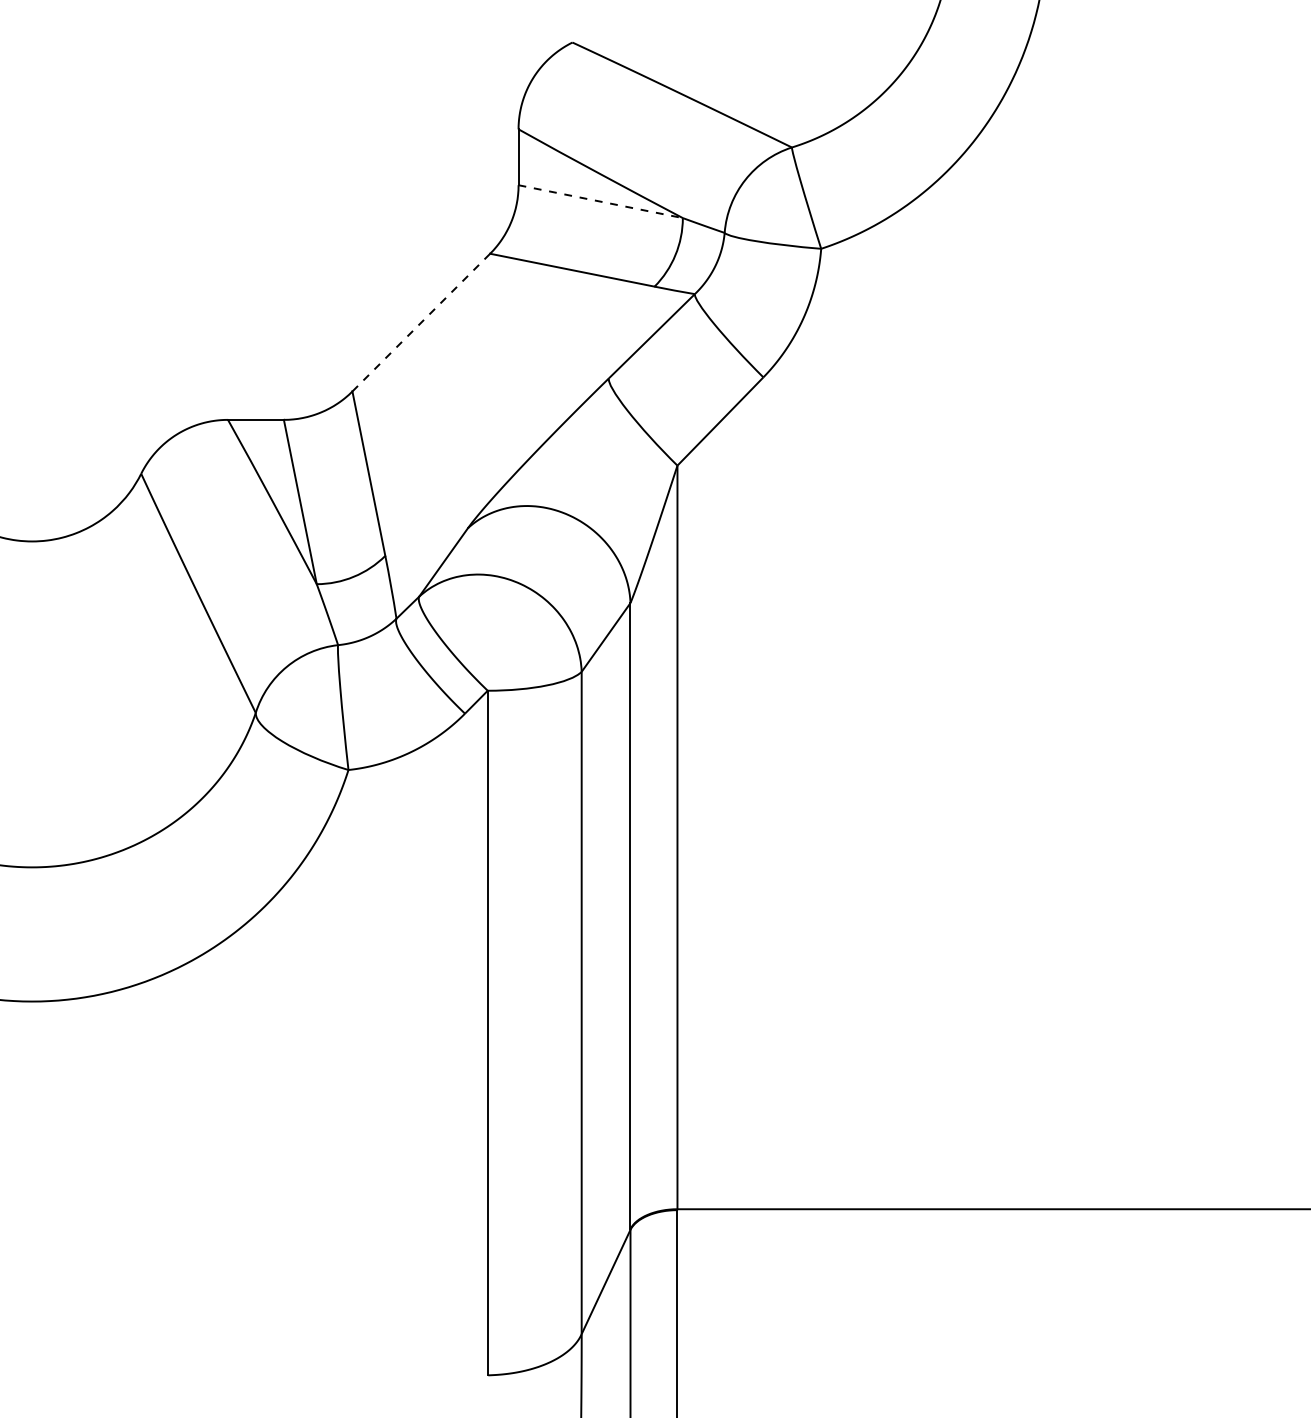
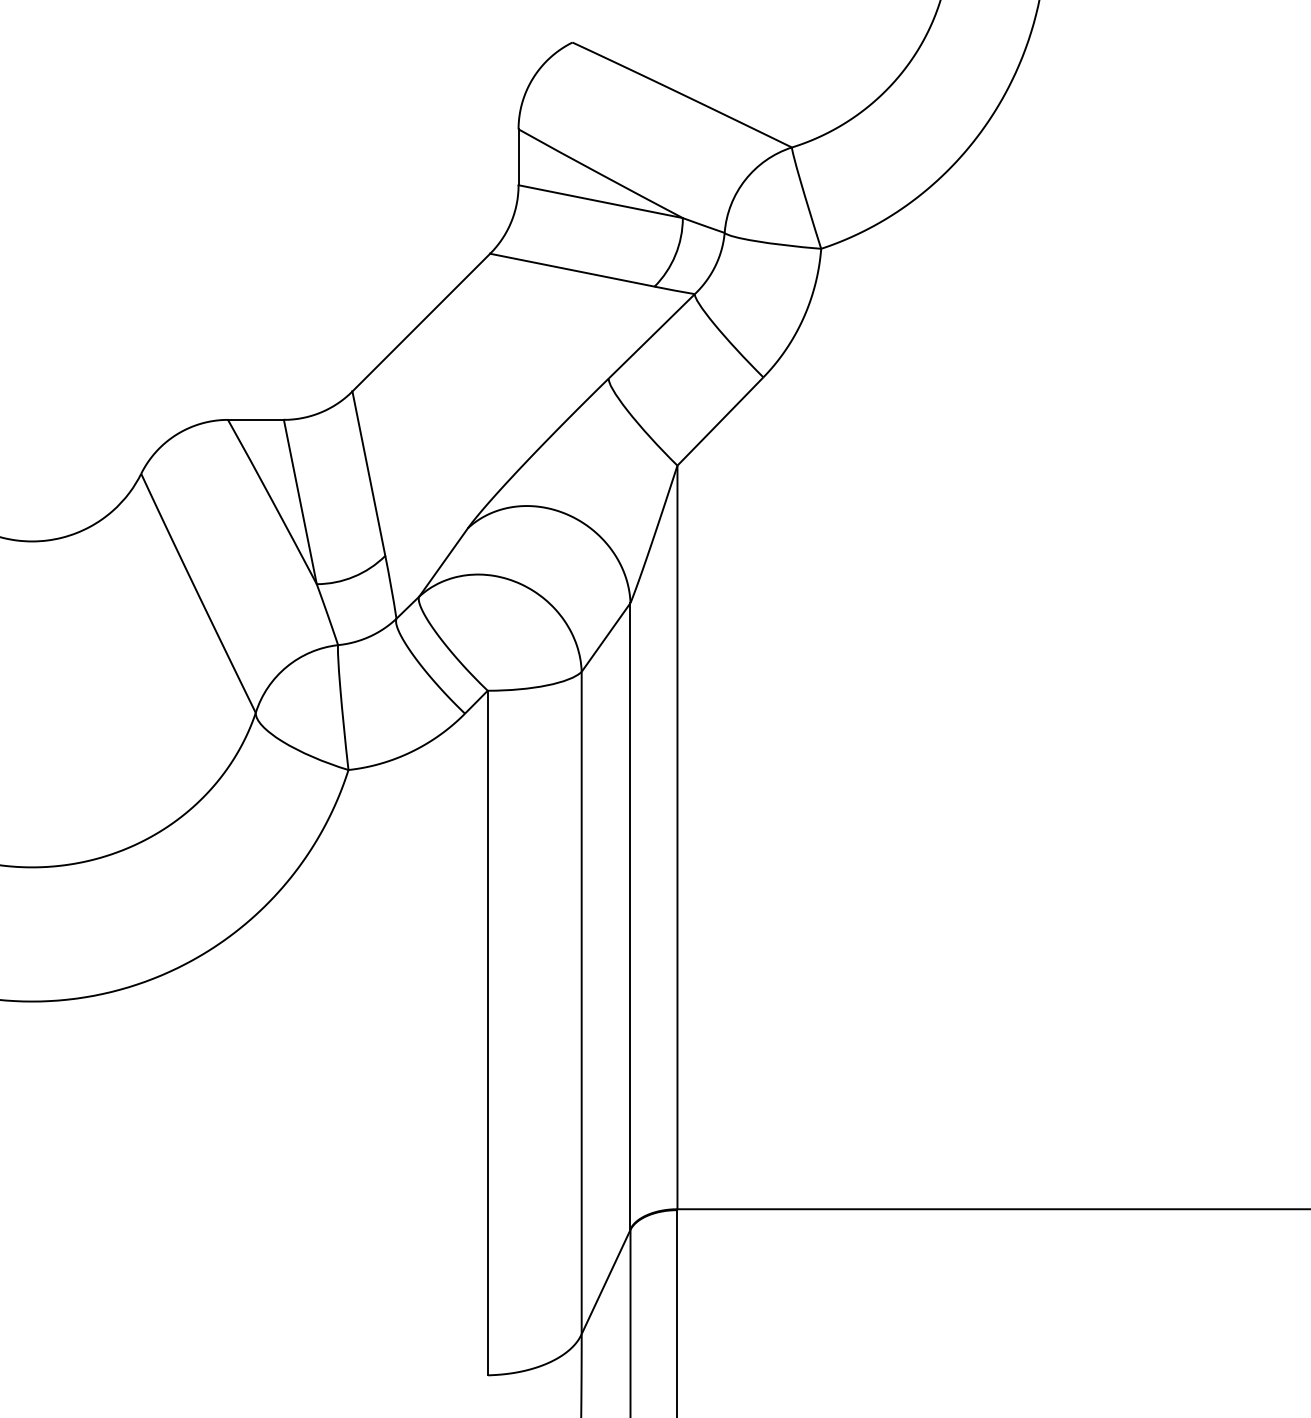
line: dashed -> solid (600, 201)
line: dashed -> solid (421, 322)
